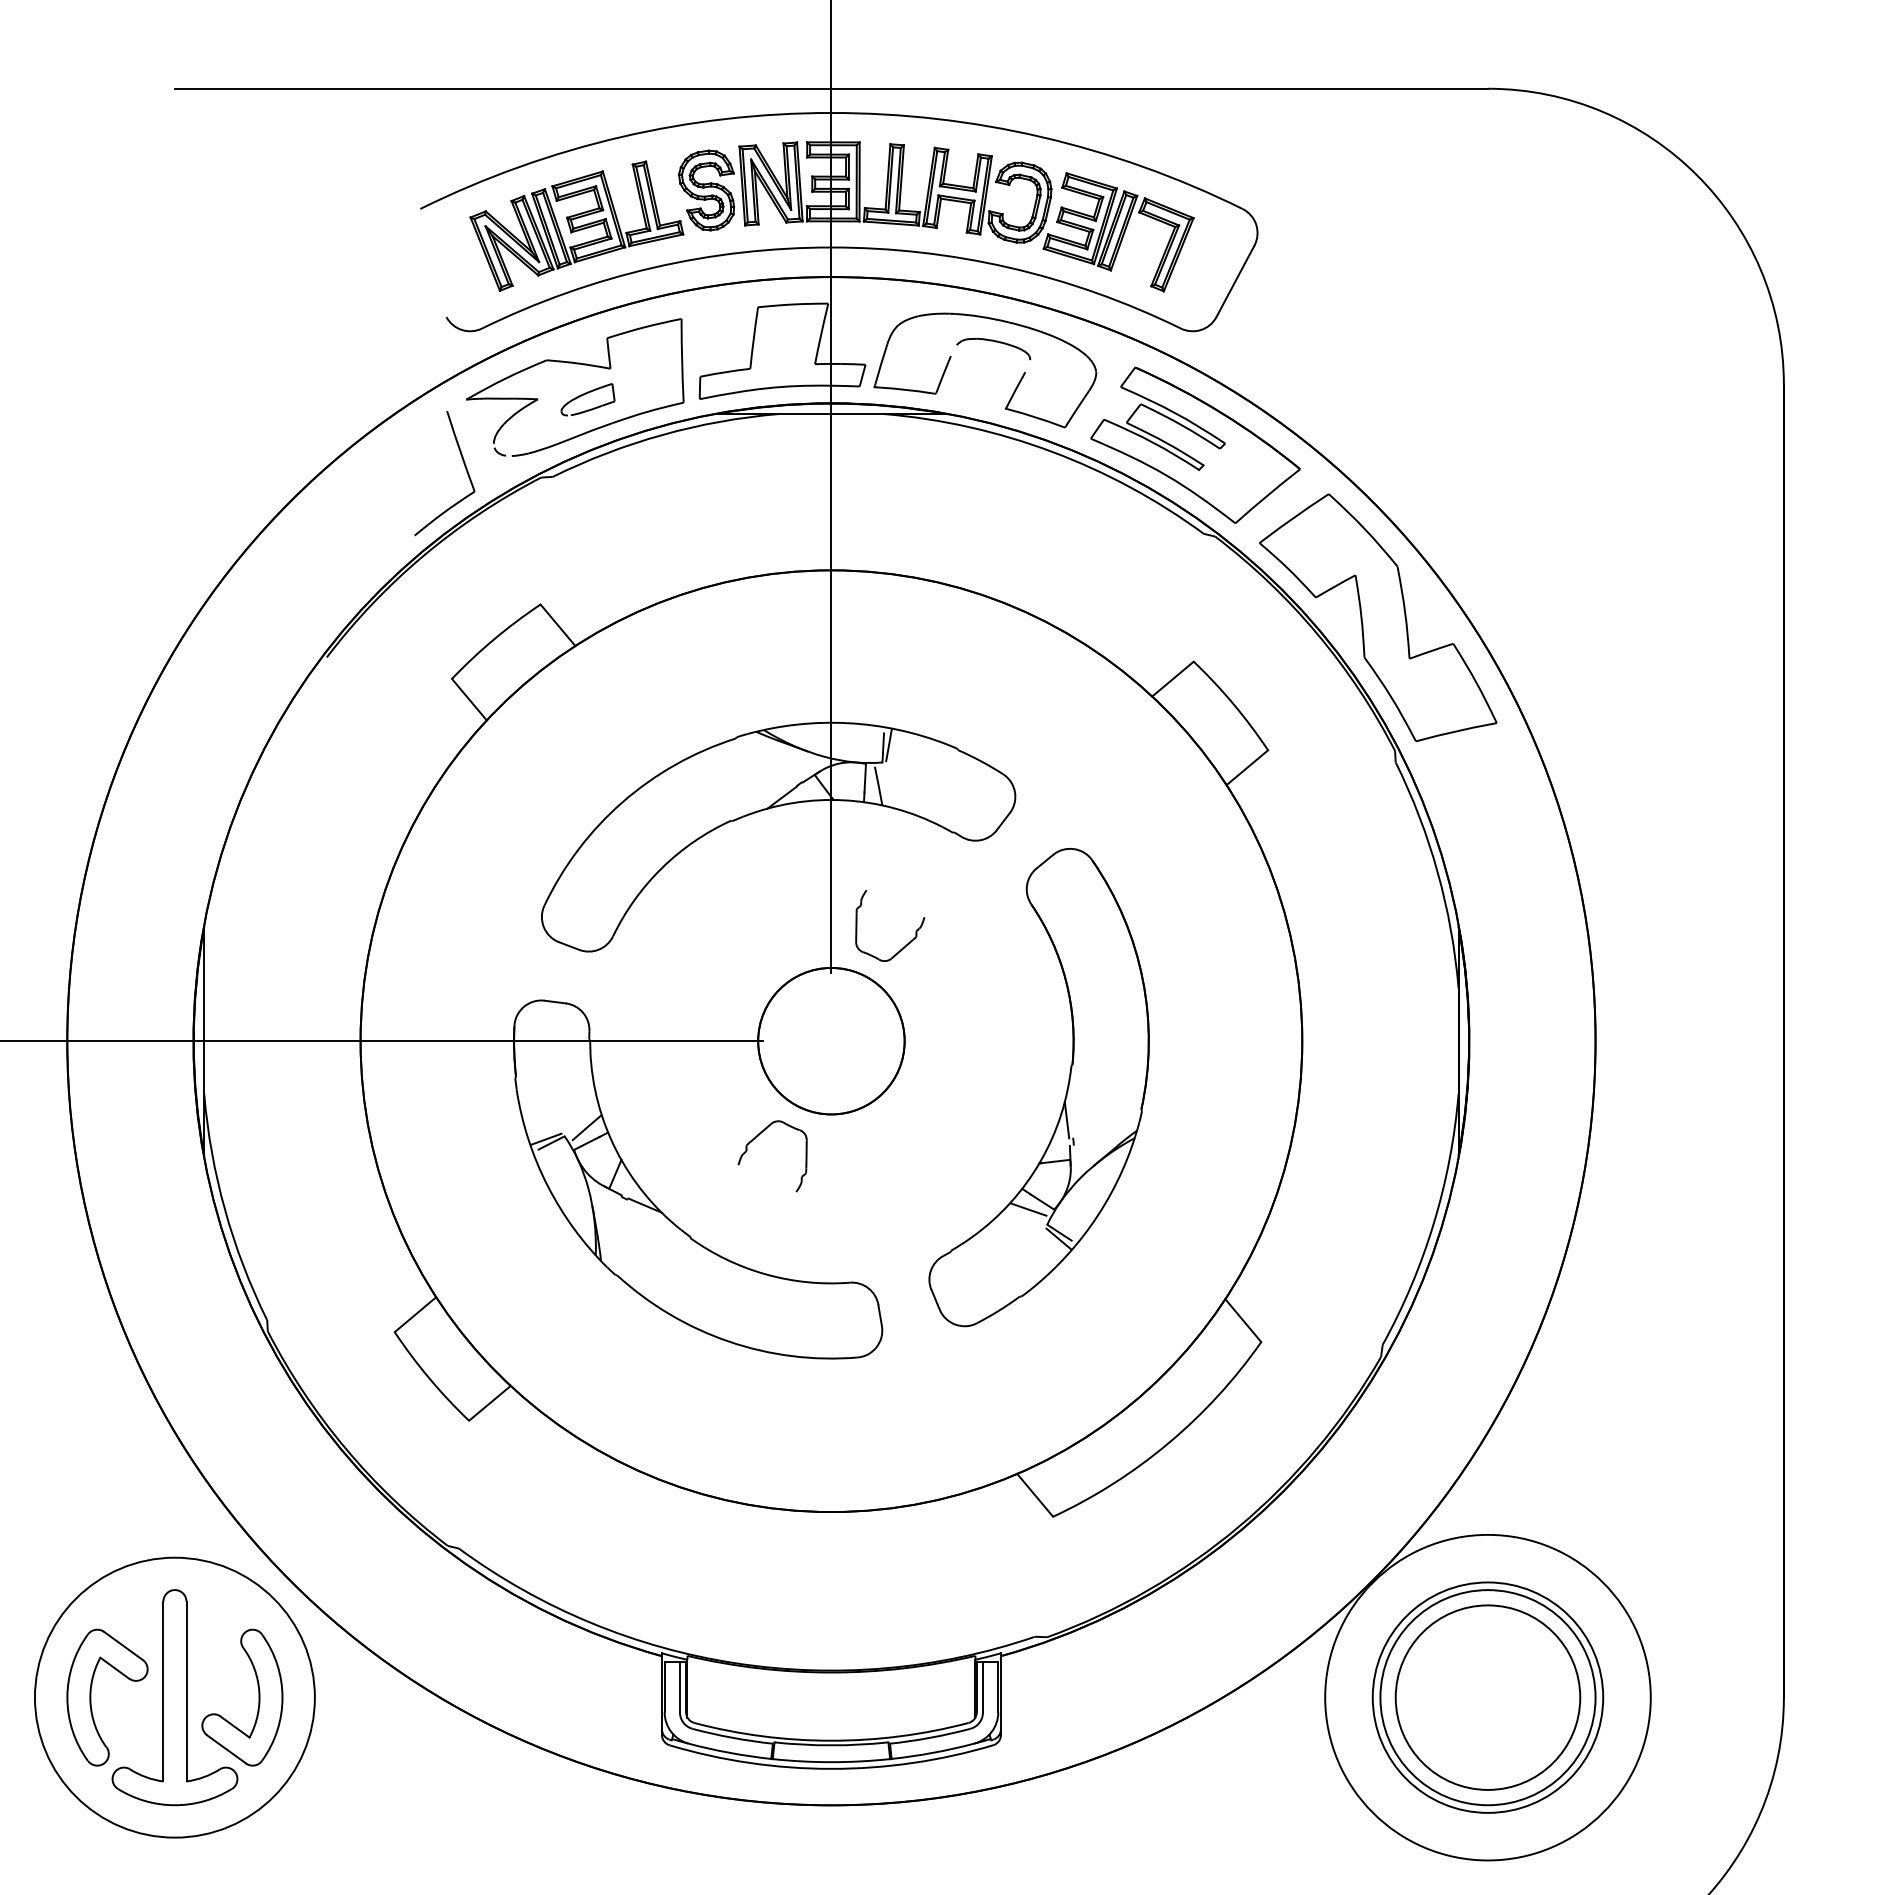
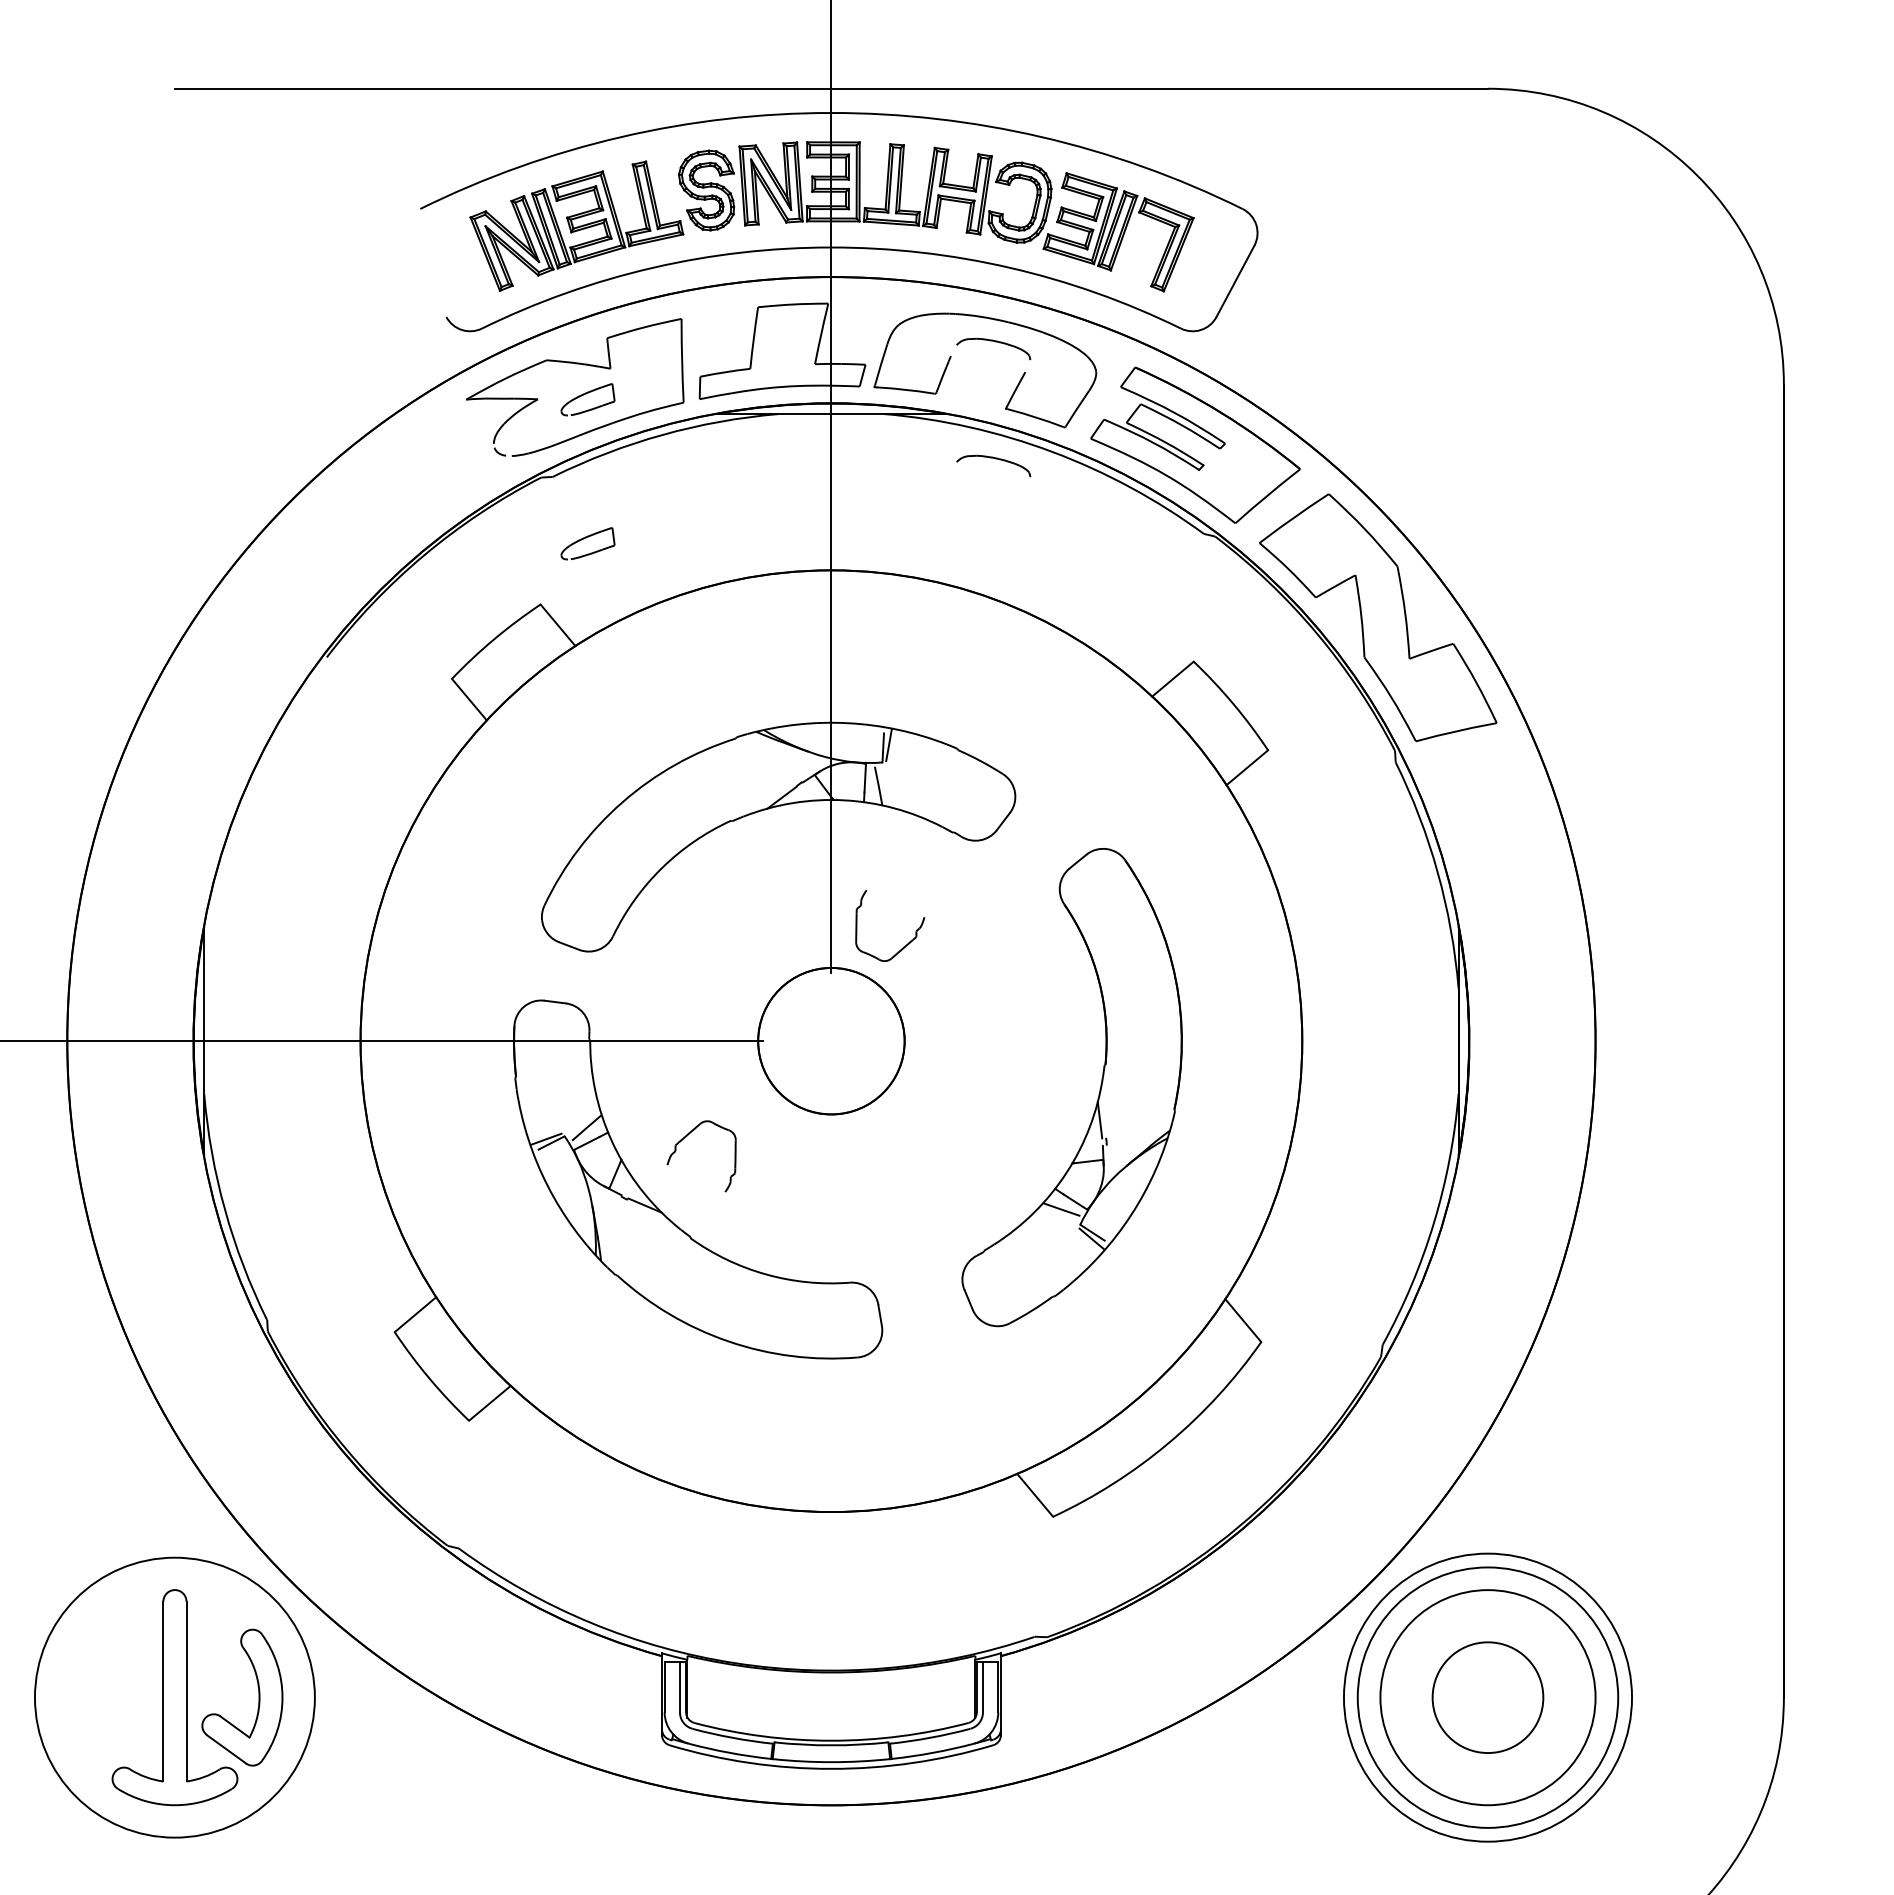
part: none -> present (995, 459)
part: present -> none (464, 466)
part: none -> present (587, 543)
part position: (1065, 1094) -> (1098, 1094) (1098, 1094)
part position: (757, 1137) -> (686, 1137) (686, 1137)
part: present -> none (91, 1697)
circle diameter: 185 px -> 111 px (1487, 1697)
circle diameter: 230 px -> 288 px (1487, 1697)
circle diameter: 326 px -> 260 px (1487, 1697)
